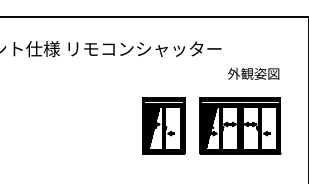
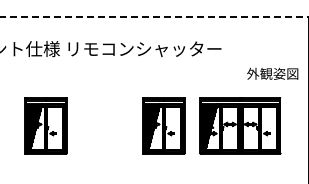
line: solid -> dashed (155, 17)
text position: (253, 73) -> (272, 73) (272, 73)
part: none -> present (45, 125)
